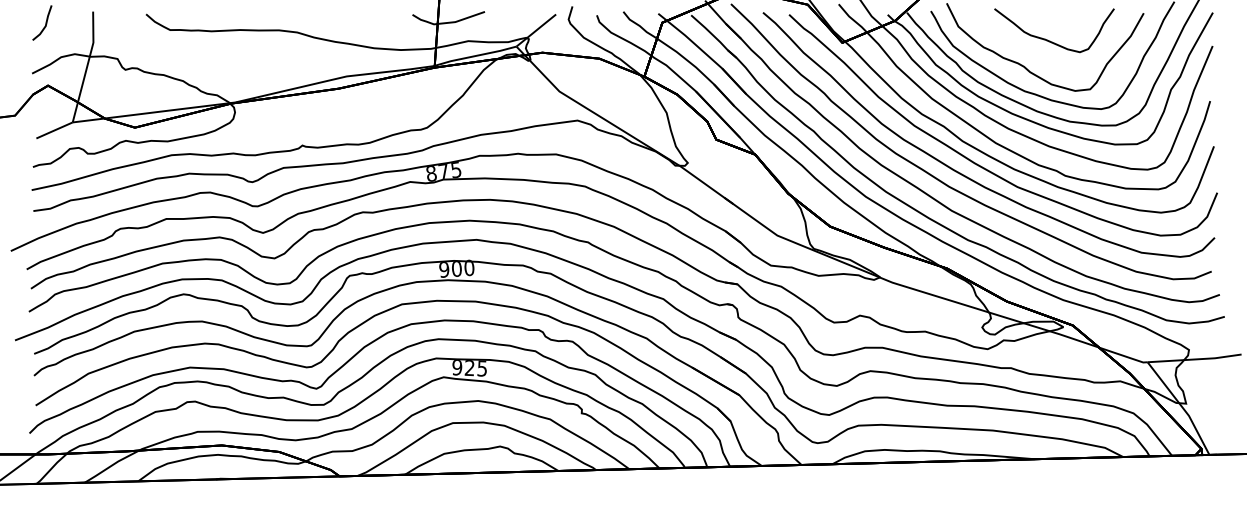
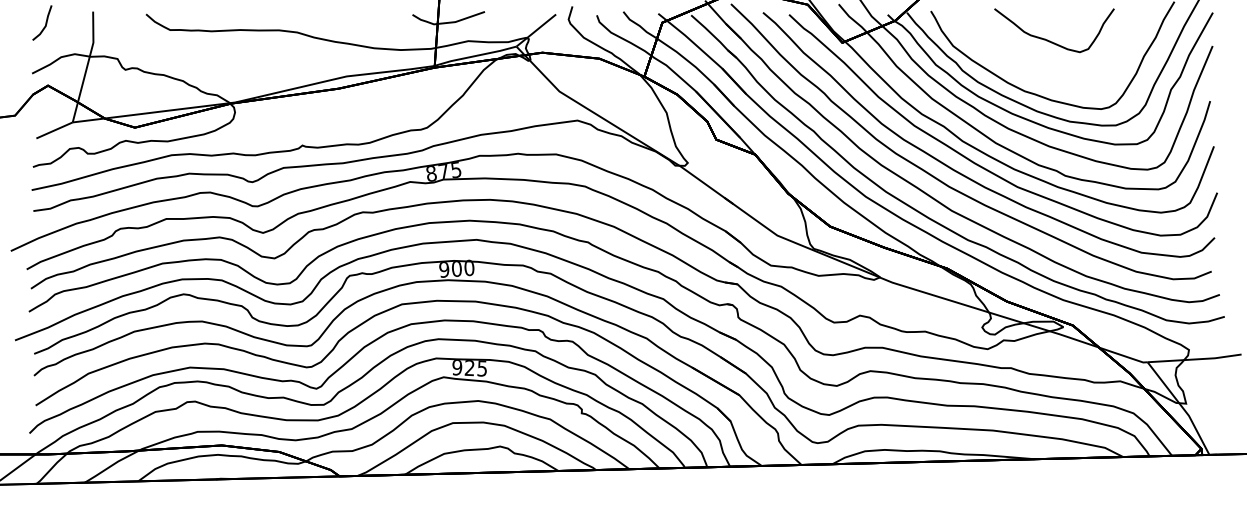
part: present -> none (1025, 66)
